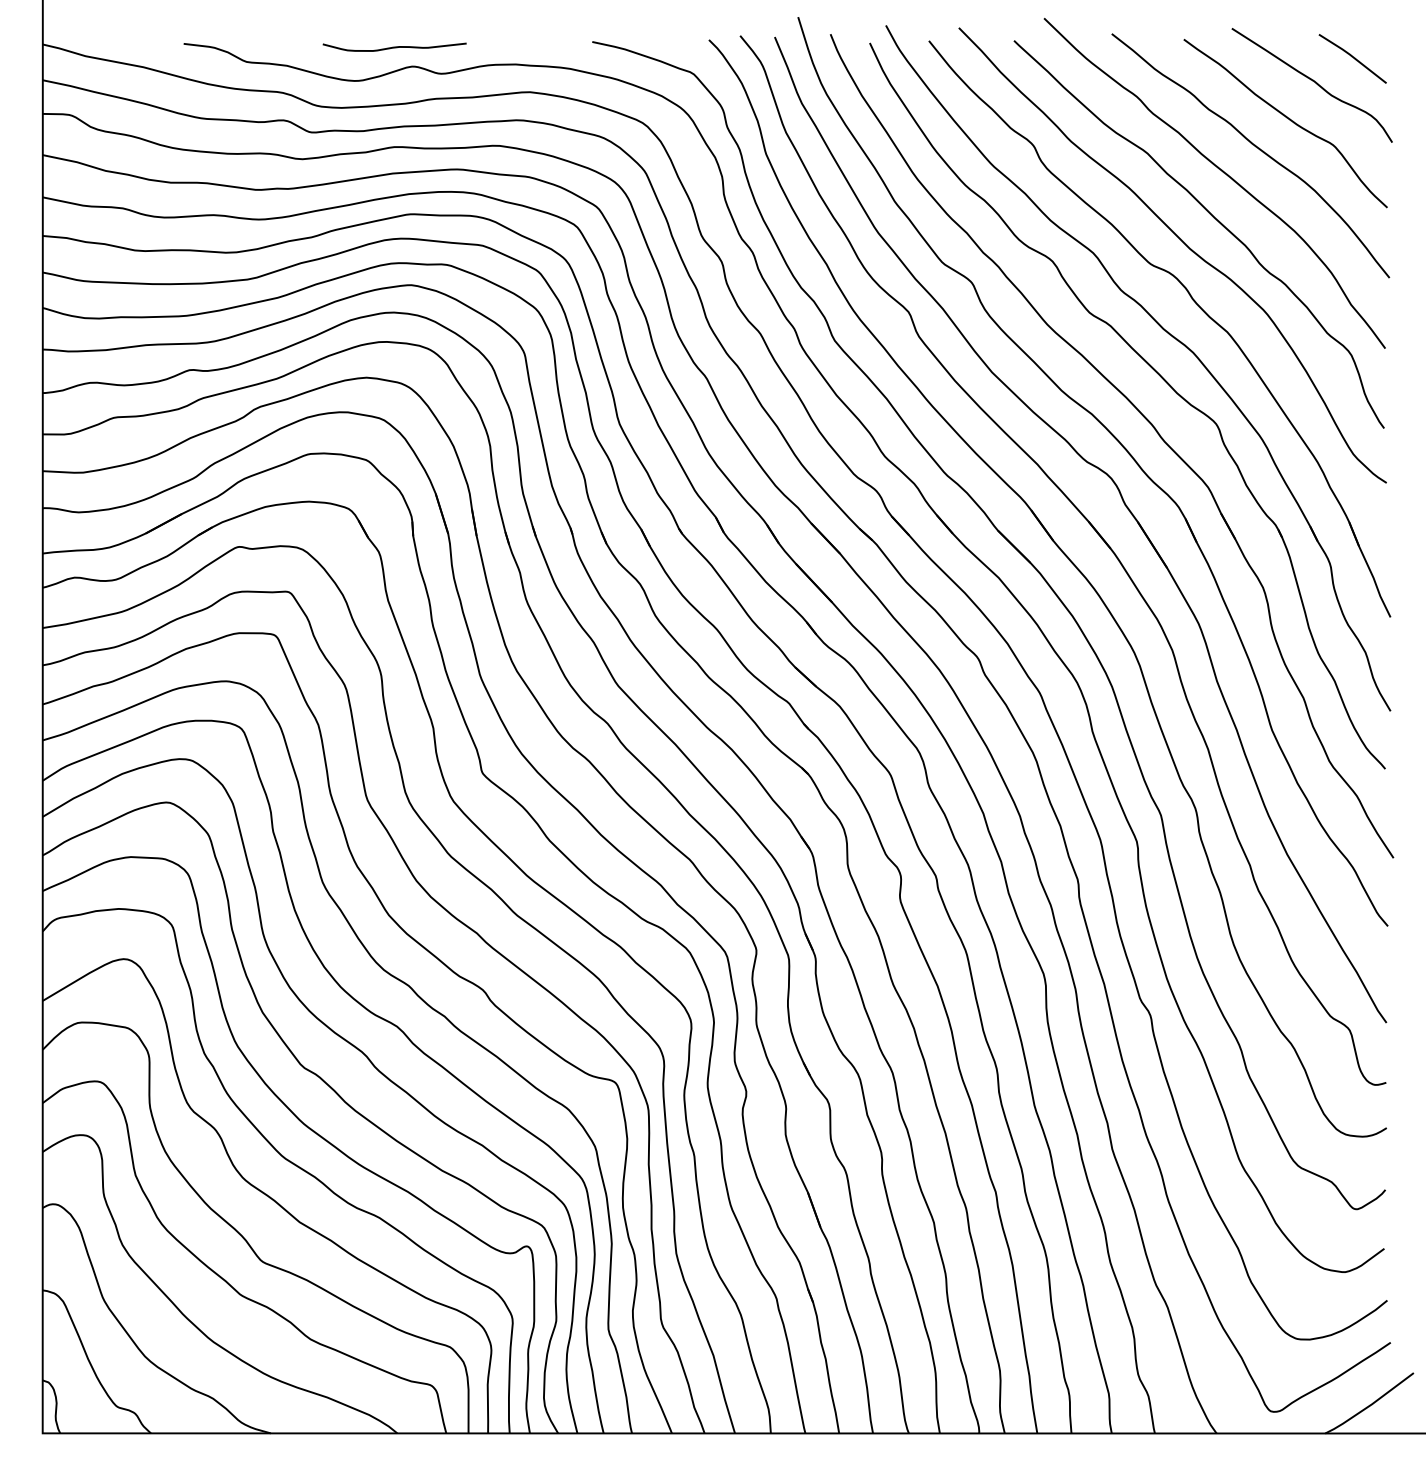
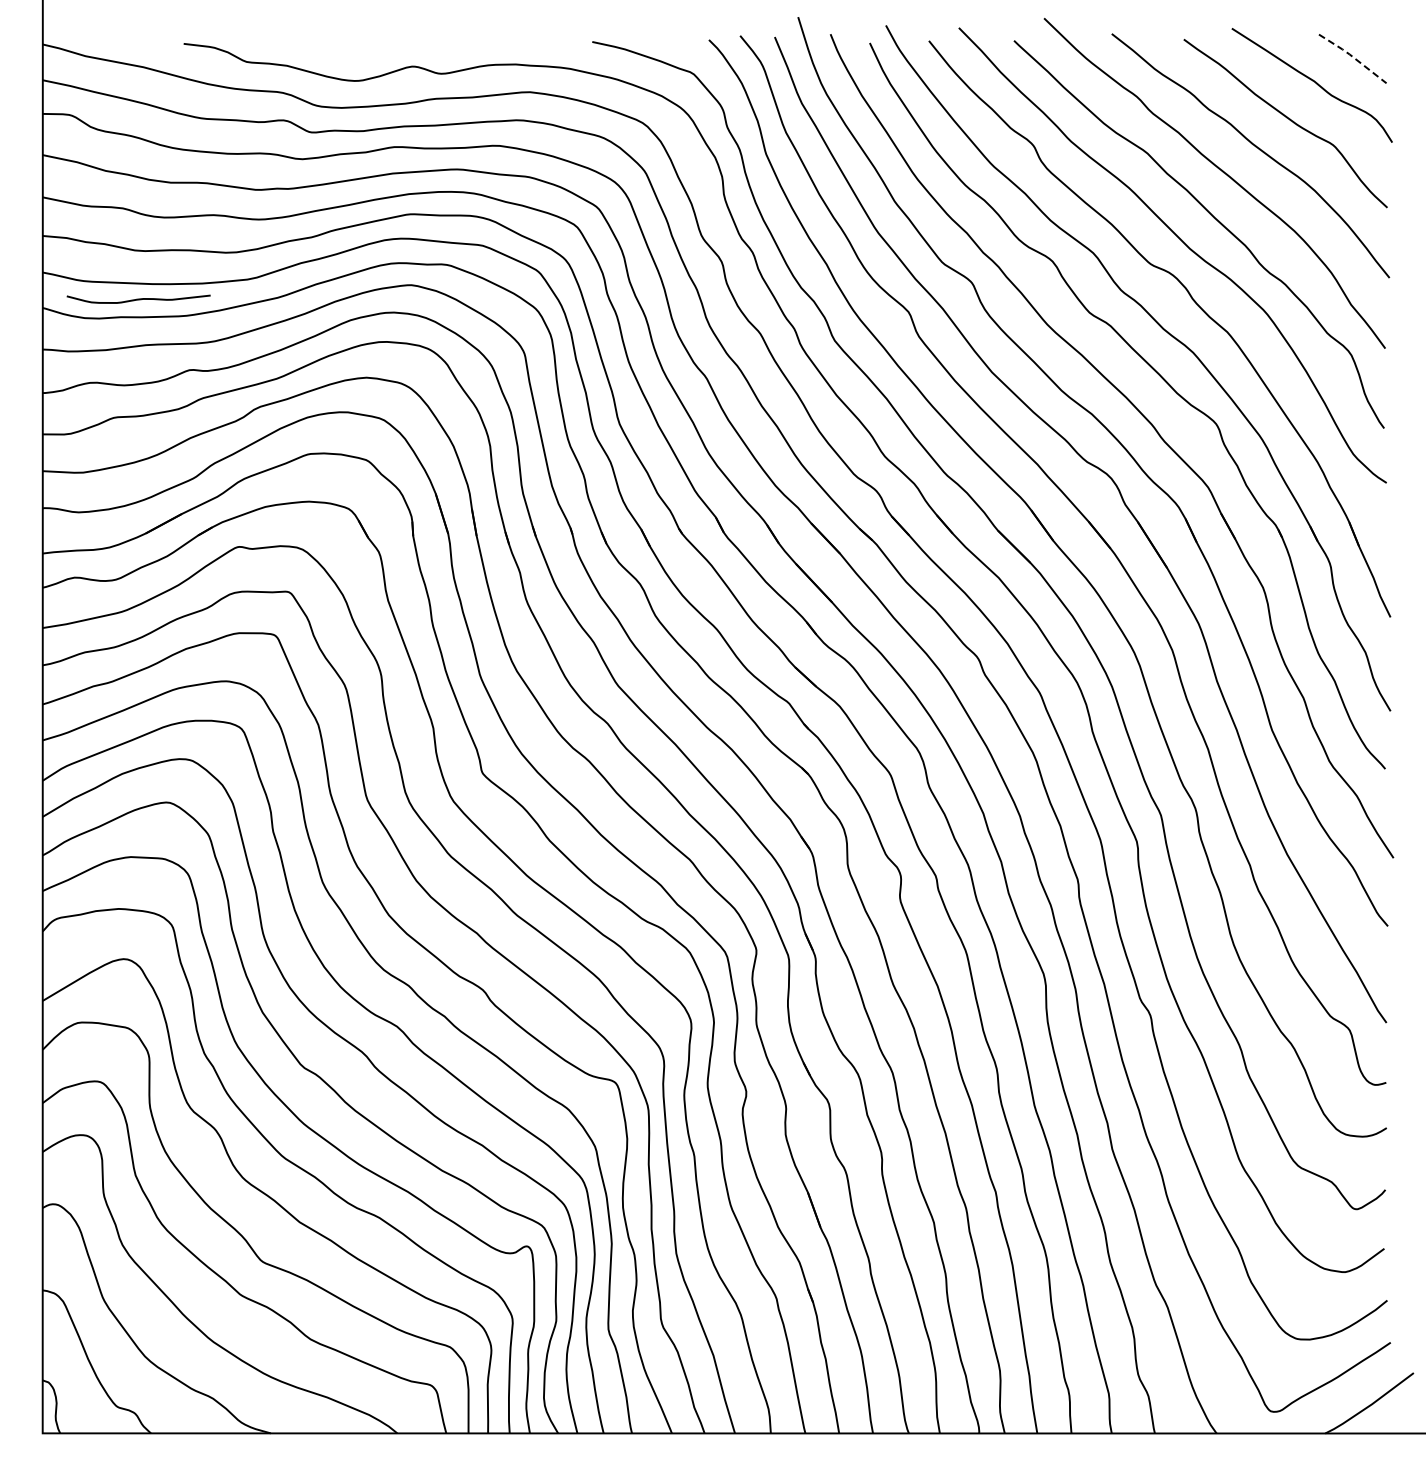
curve position: (394, 46) -> (138, 298) (138, 298)
line: solid -> dashed (1352, 57)
